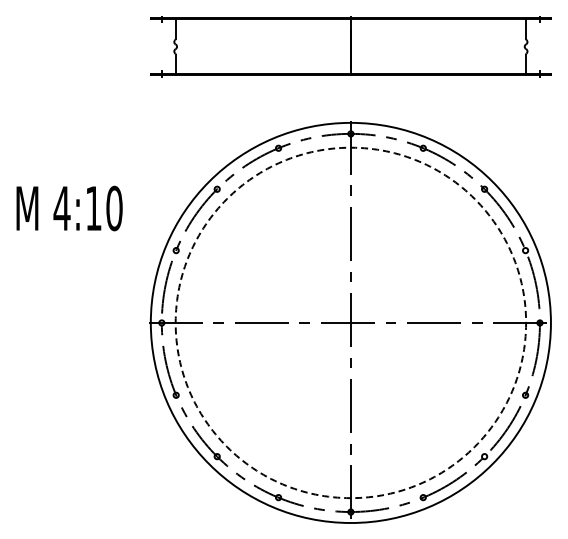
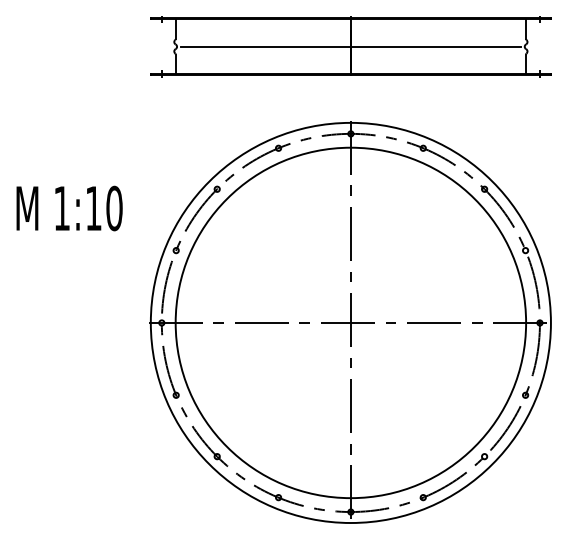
line: none -> present (350, 46)
text: 4:10 -> 1:10 (61, 208)
circle: dashed -> solid (350, 322)
